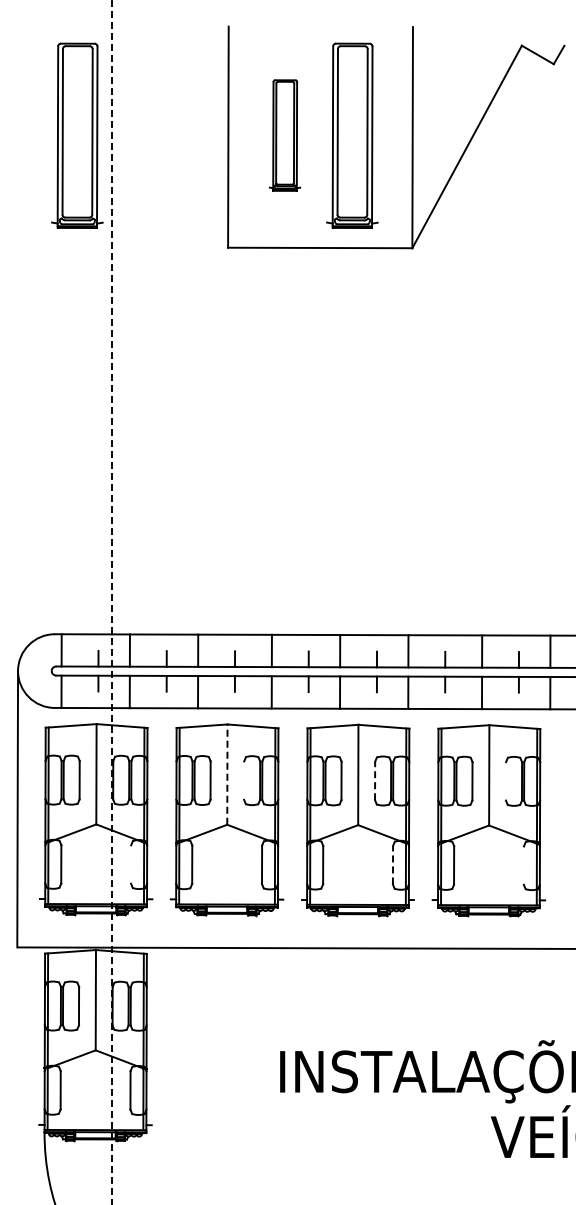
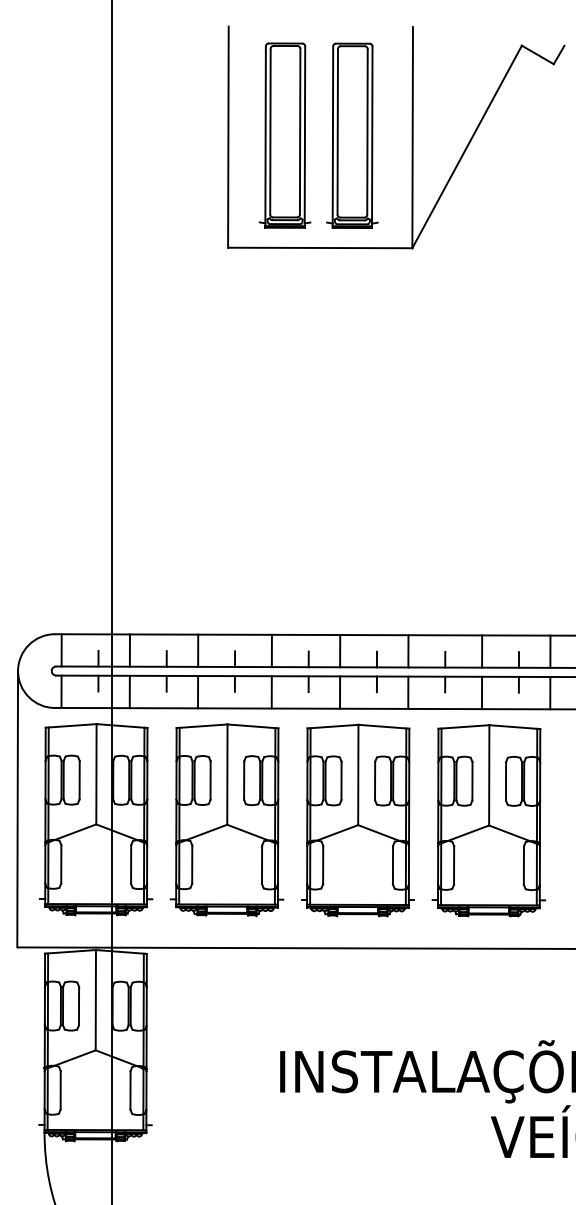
part: present -> none (77, 135)
part size: 33x113 px -> 54x187 px (284, 135)
line: dashed -> solid (112, 602)
line: dashed -> solid (227, 774)
line: none -> present (244, 780)
line: dashed -> solid (375, 780)
line: none -> present (505, 781)
line: none -> present (131, 864)
line: dashed -> solid (392, 864)
line: none -> present (523, 865)
